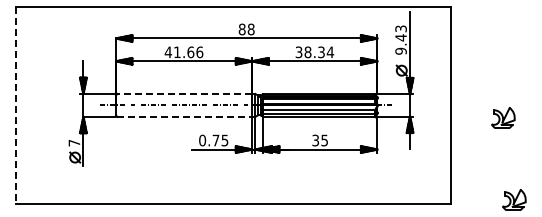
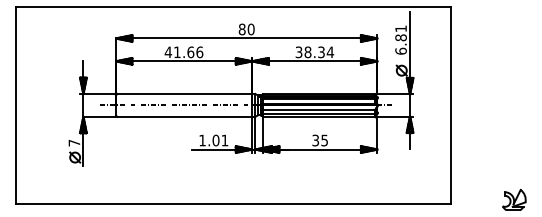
text: 88 -> 80 (250, 29)
text: 9.43 -> 6.81 (400, 39)
line: dashed -> solid (184, 94)
line: dashed -> solid (16, 105)
line: dashed -> solid (185, 116)
part: present -> none (503, 117)
text: 0.75 -> 1.01 (213, 140)
